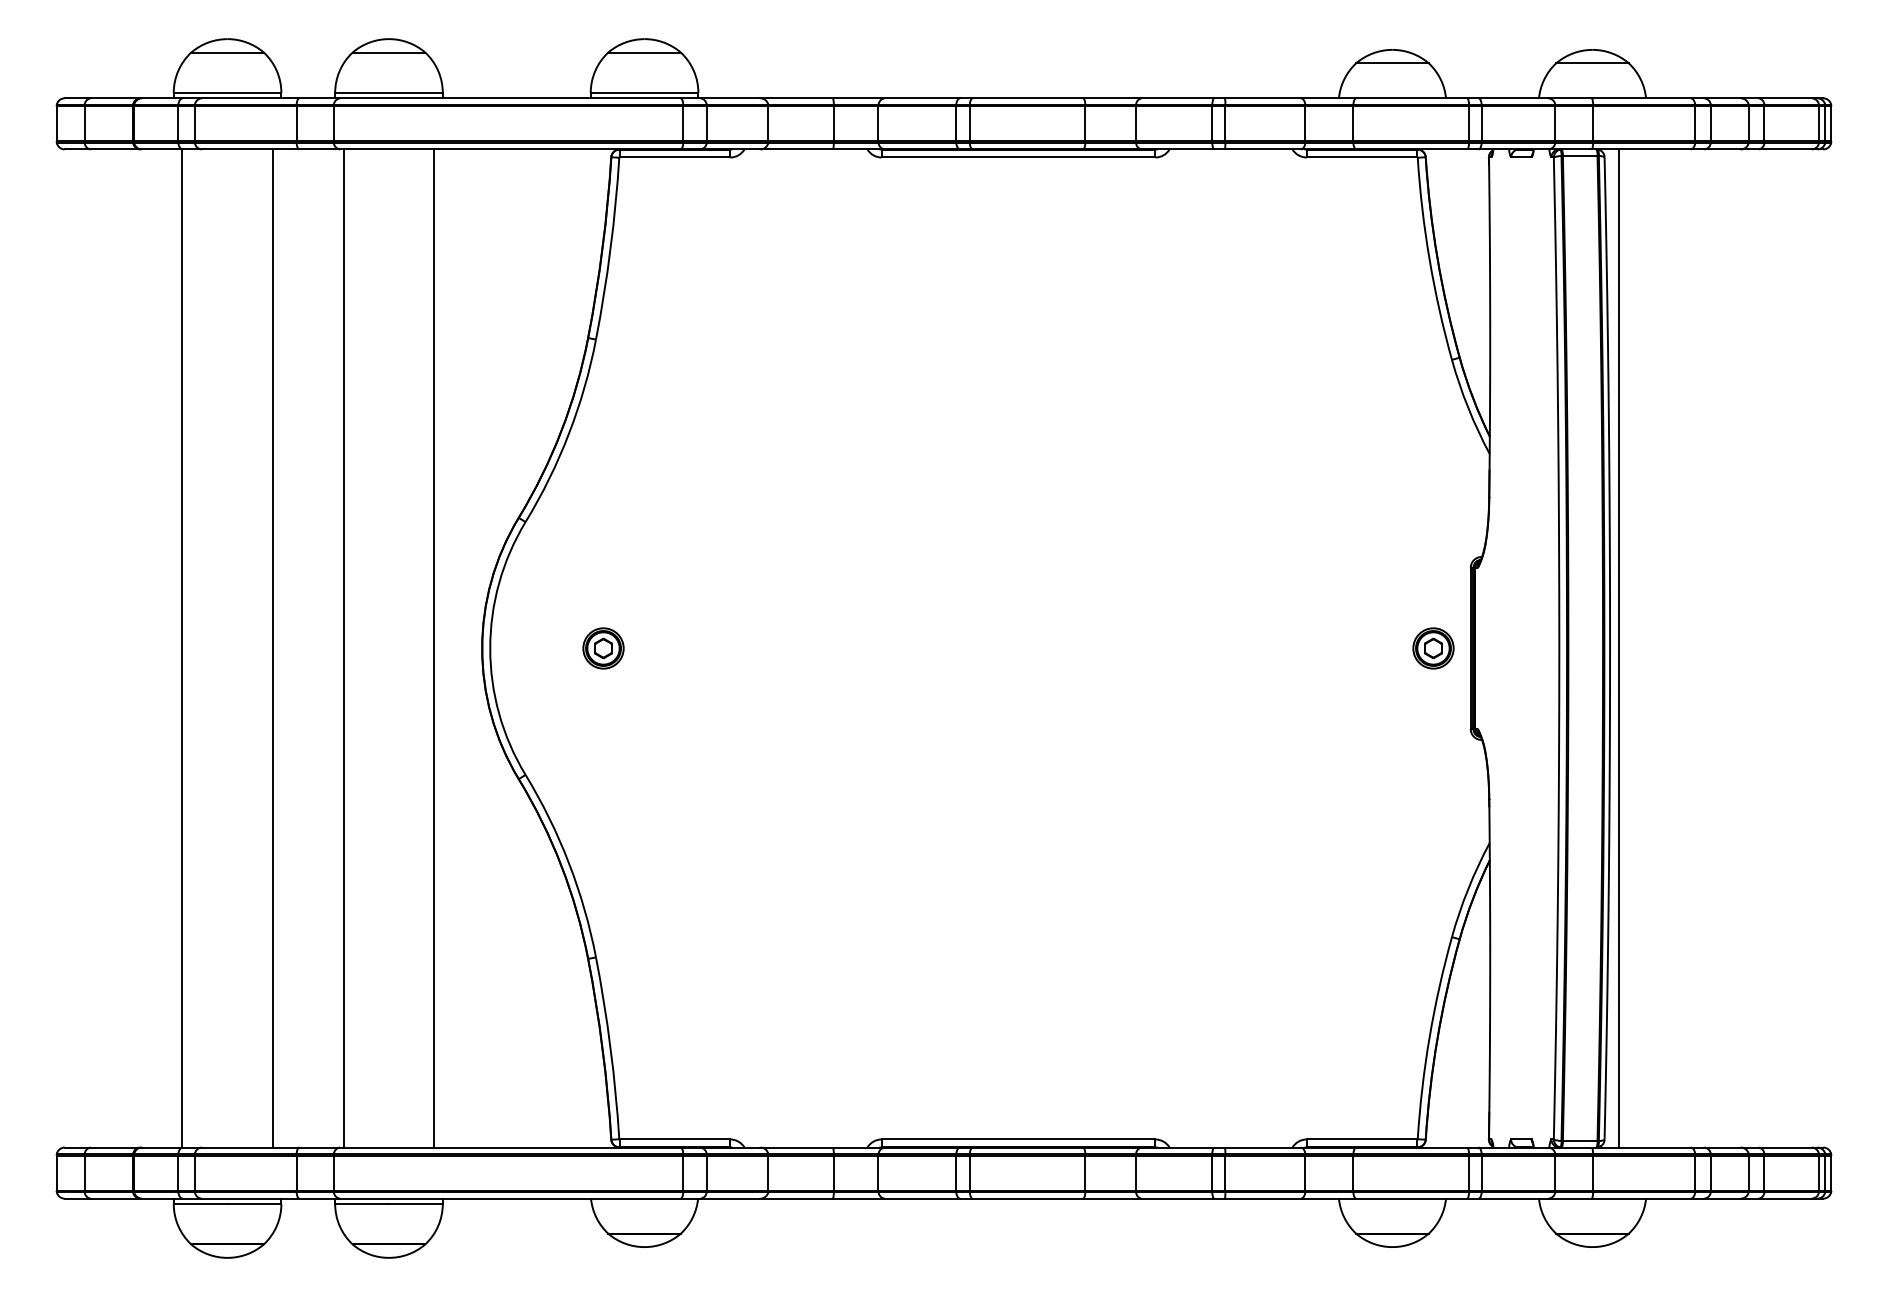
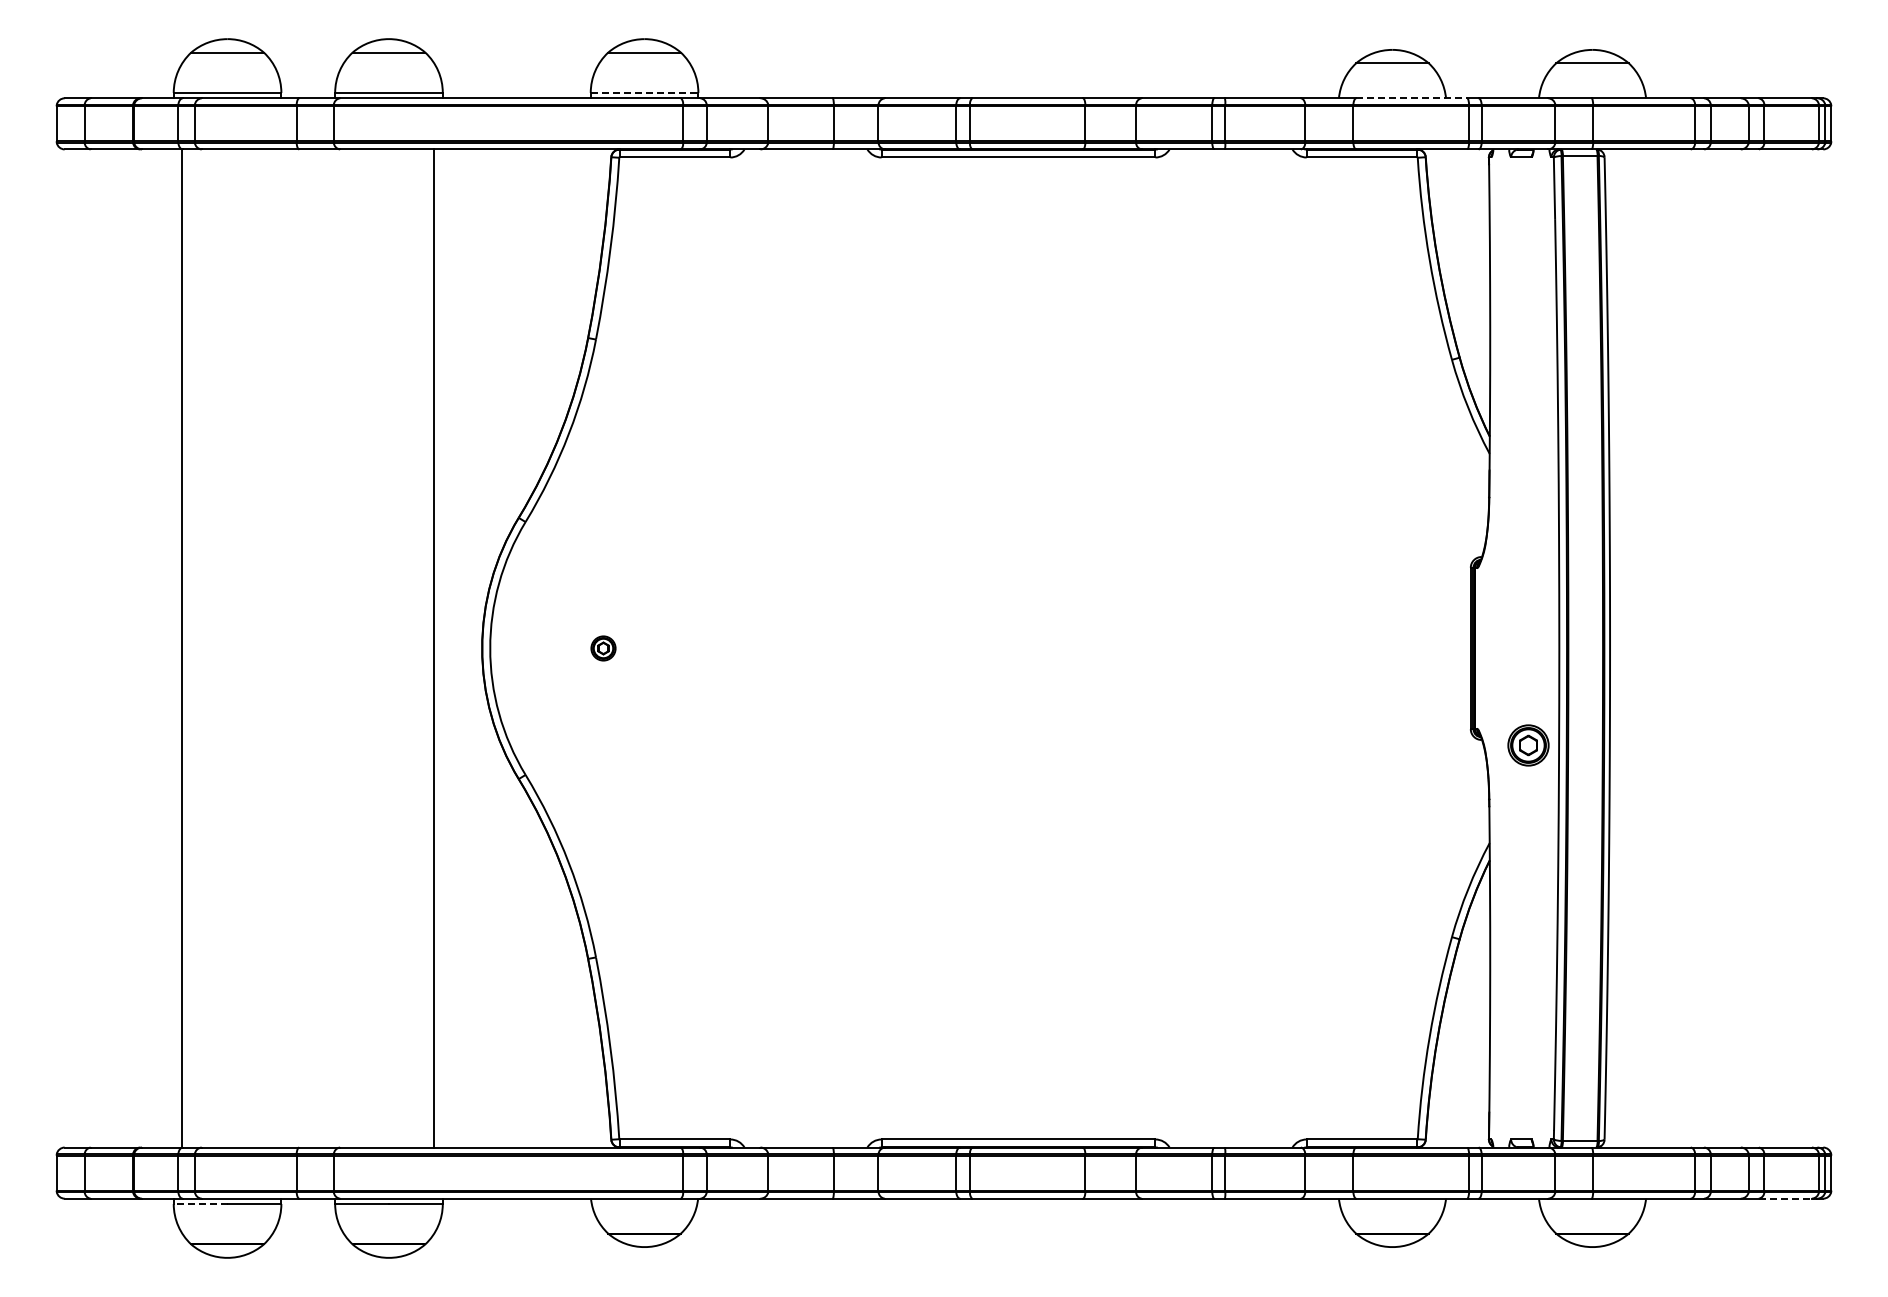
line: solid -> dashed (644, 92)
line: solid -> dashed (1411, 98)
line: present -> none (272, 648)
line: present -> none (343, 648)
part size: 43x43 px -> 27x27 px (603, 648)
part position: (1433, 648) -> (1528, 745) (1528, 745)
line: present -> none (1619, 648)
line: solid -> dashed (1785, 1198)
line: solid -> dashed (200, 1204)
